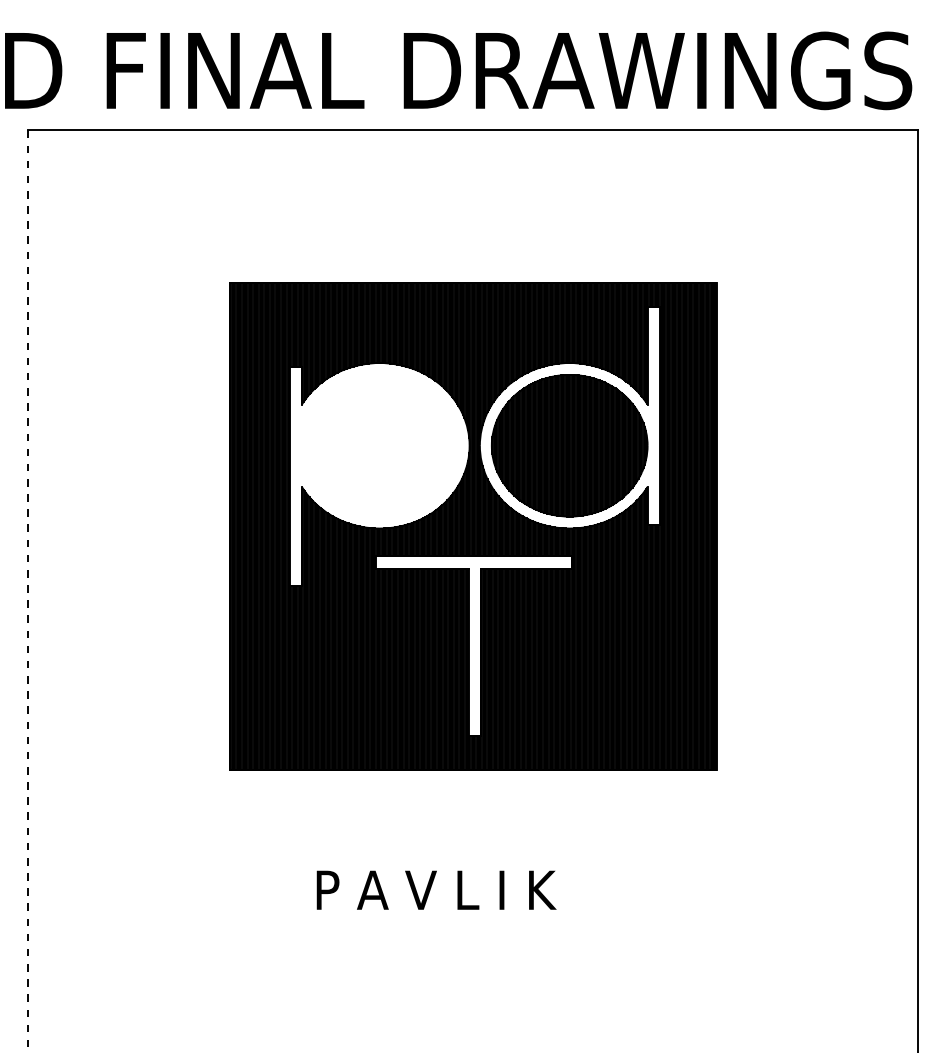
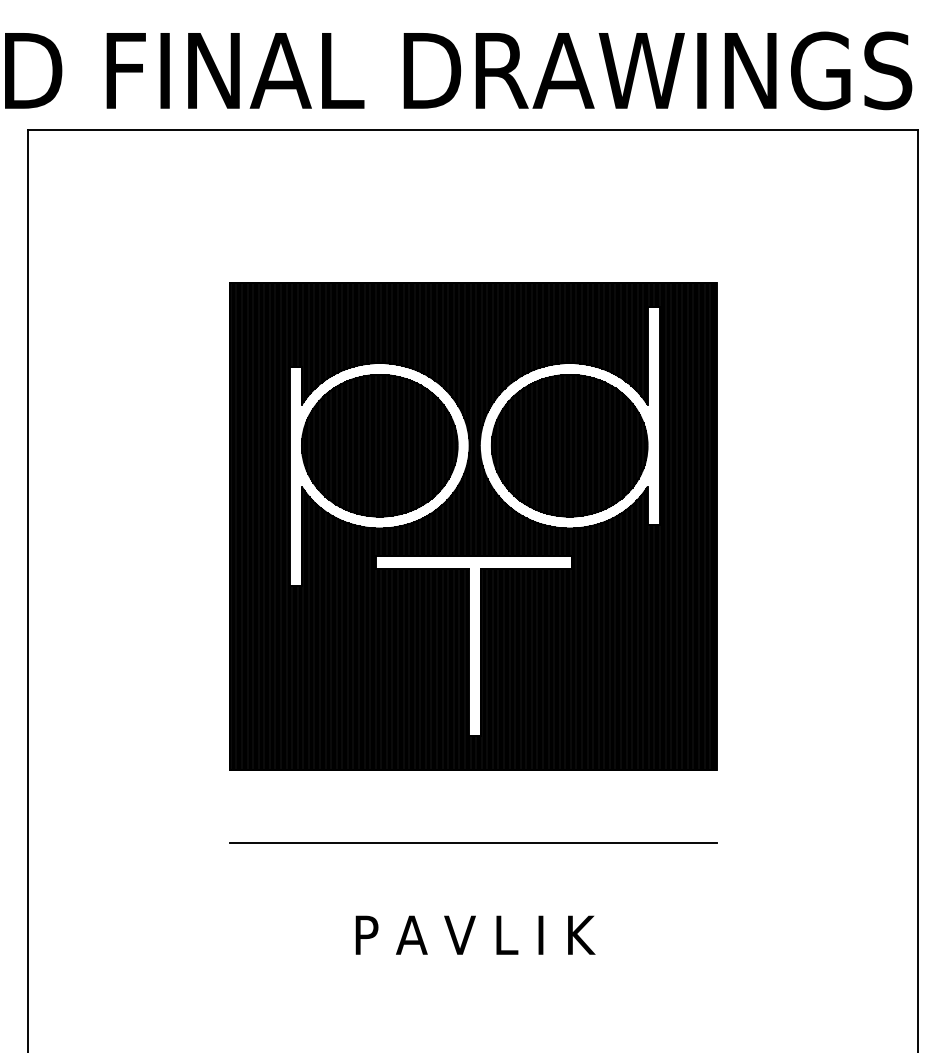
part: none -> present (379, 445)
line: dashed -> solid (28, 591)
line: none -> present (473, 842)
text position: (436, 889) -> (475, 934) (475, 934)
